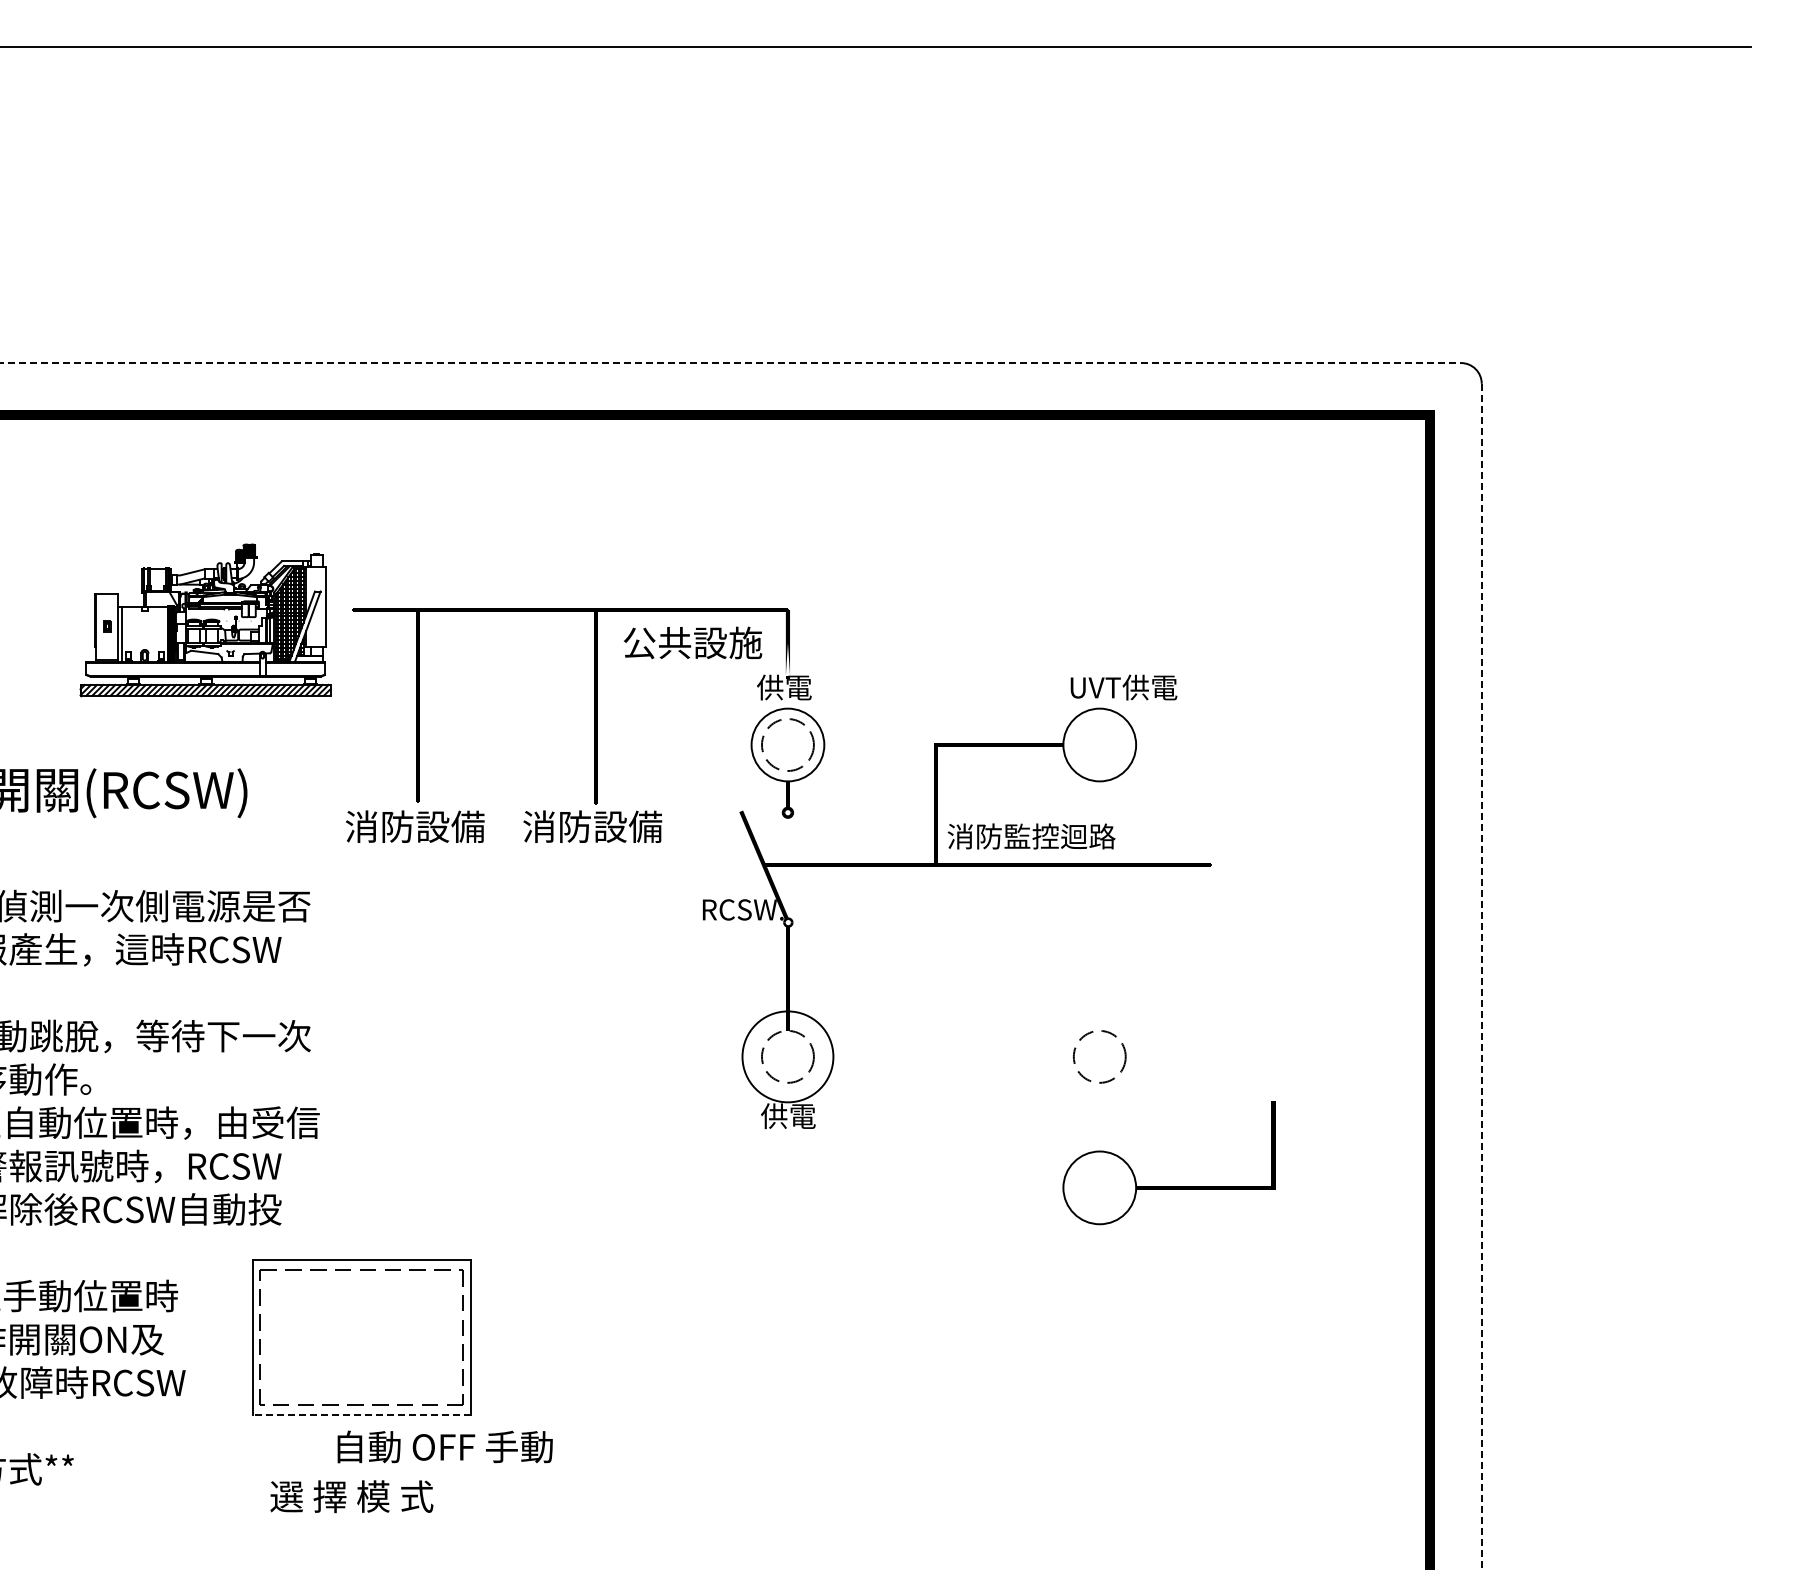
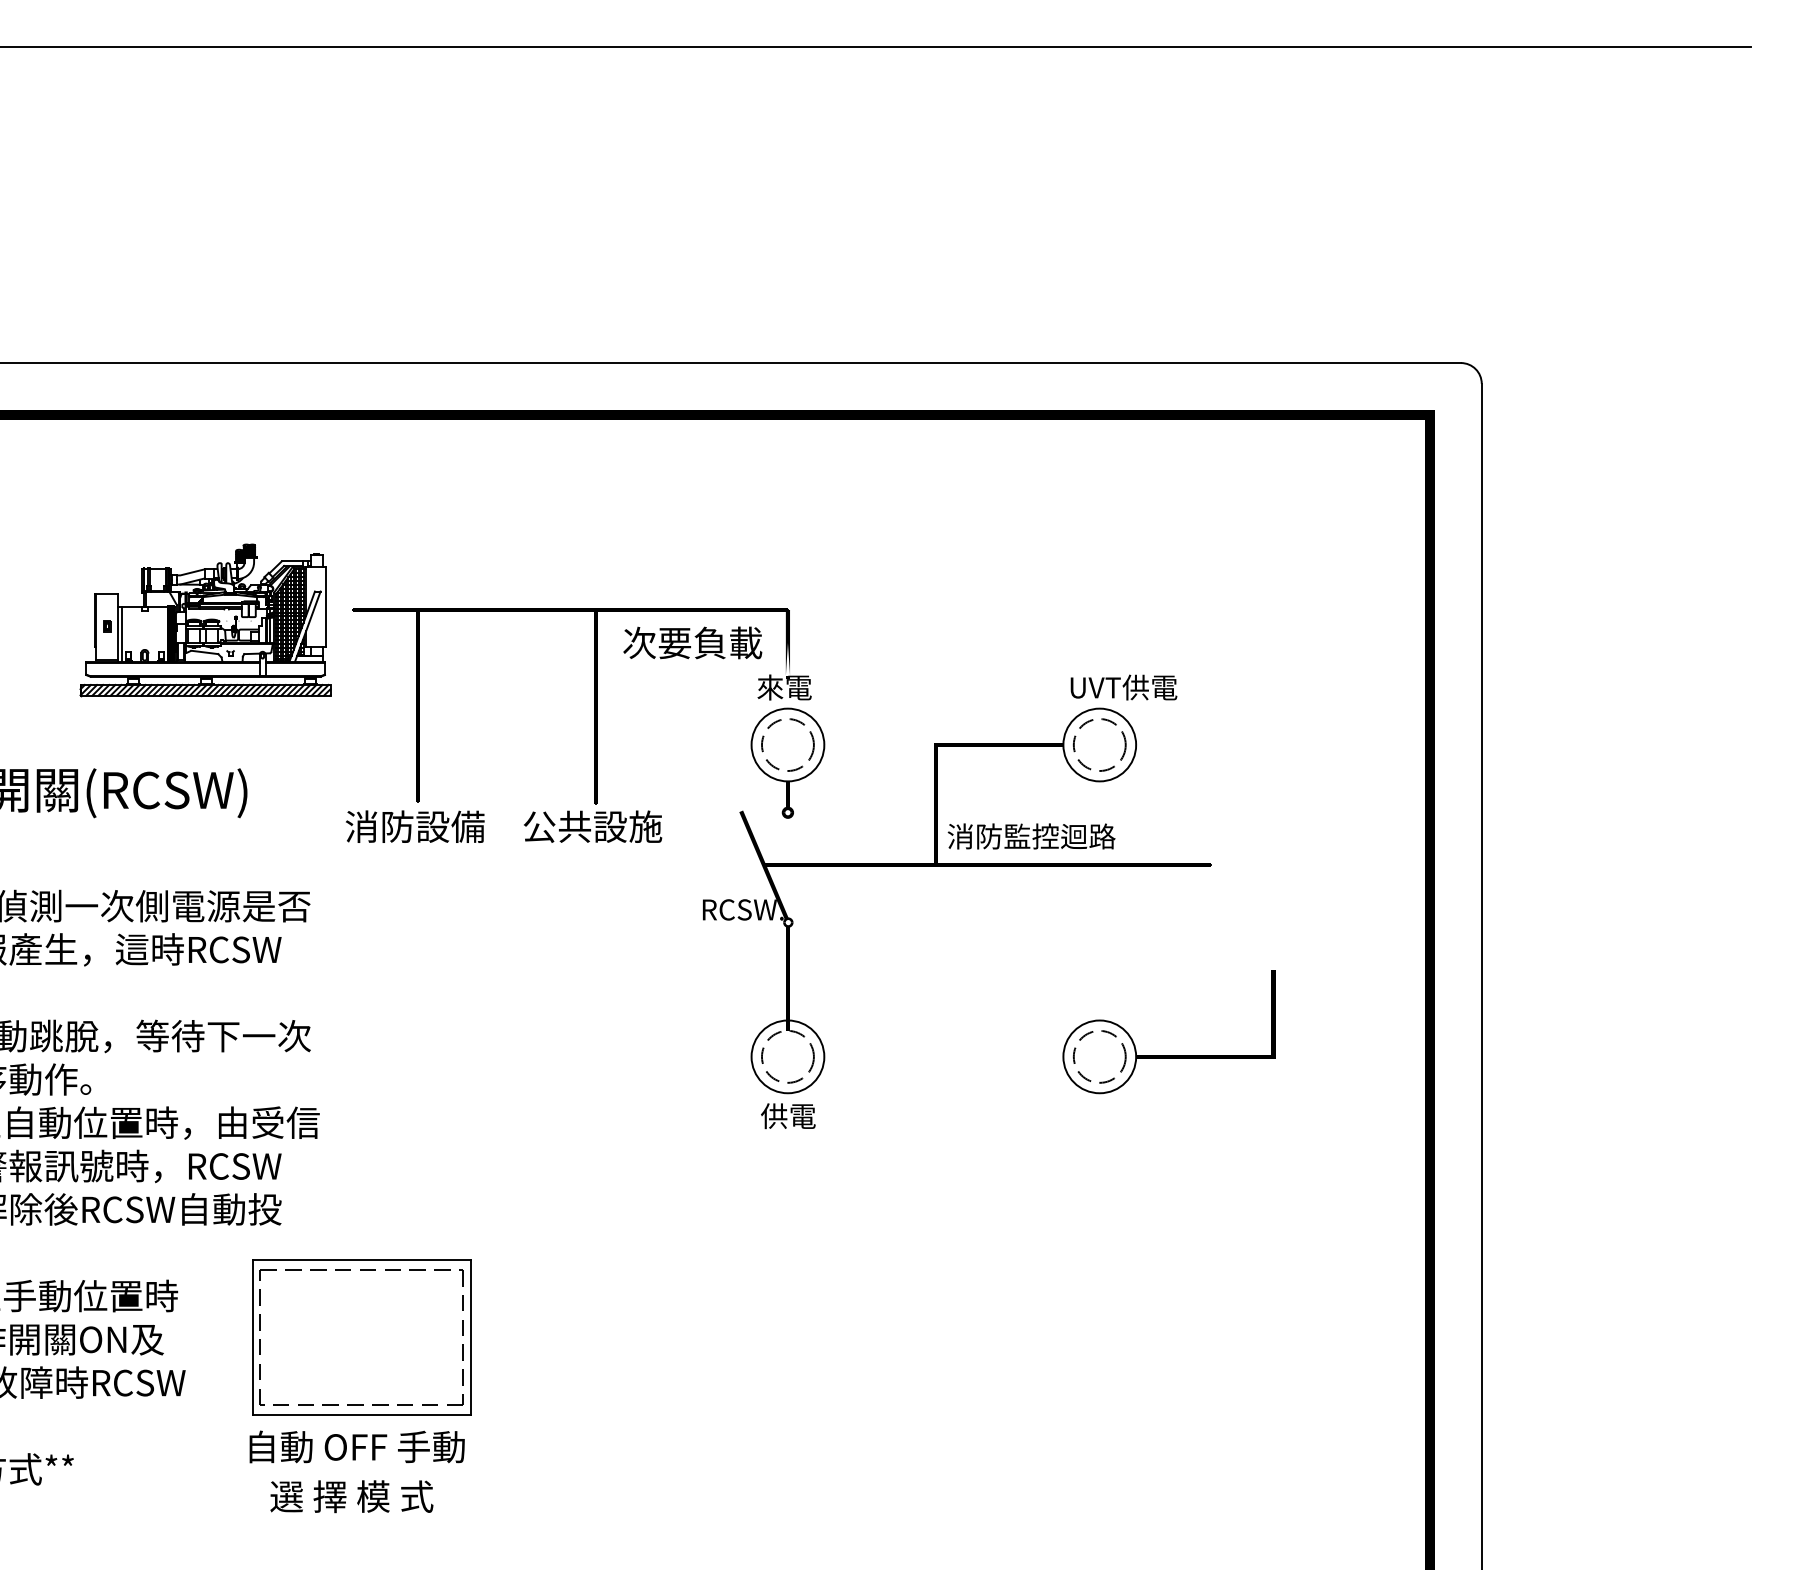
line: dashed -> solid (731, 363)
text: 公共設施 -> 次要負載 (692, 642)
text: 供電 -> 來電 (770, 687)
circle: none -> present (1099, 744)
text: 消防設備 -> 公共設施 (592, 826)
line: dashed -> solid (1481, 976)
circle diameter: 91 px -> 73 px (787, 1056)
part position: (1168, 1186) -> (1168, 1055) (1168, 1055)
line: dashed -> solid (361, 1415)
text position: (444, 1446) -> (356, 1446) (356, 1446)
